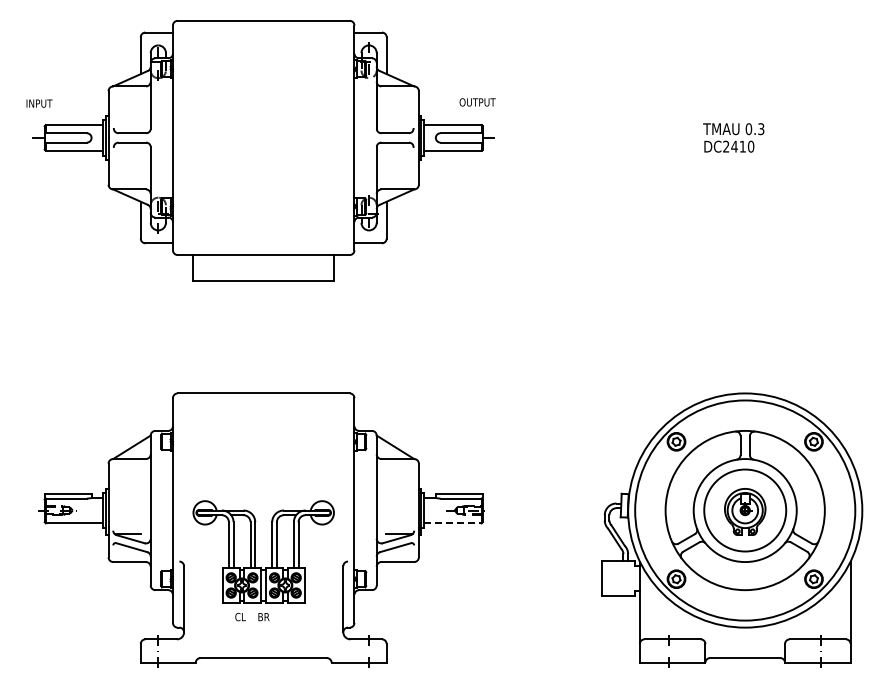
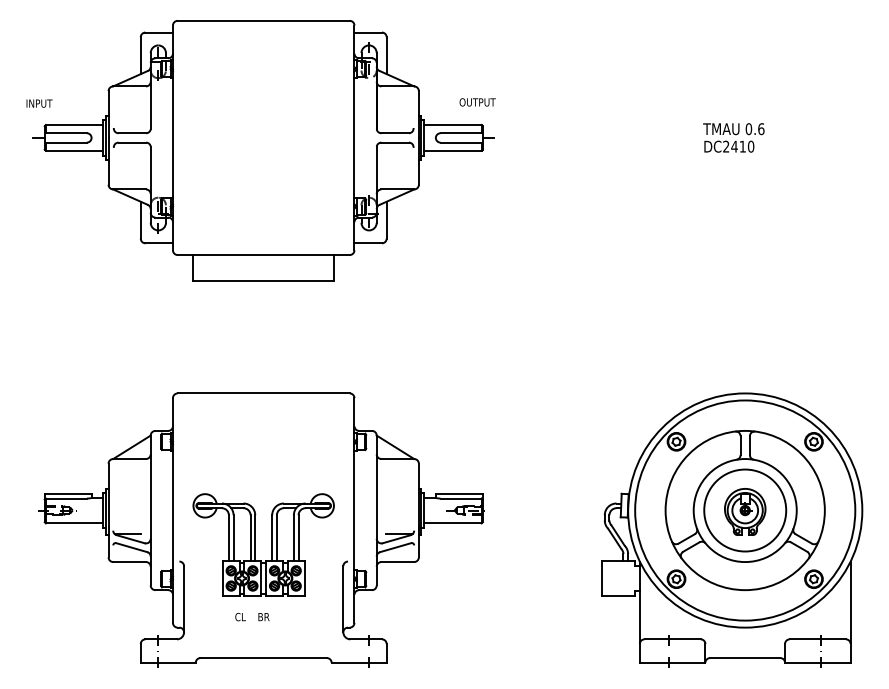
text: 0.3 -> 0.6 (761, 129)
line: dashed -> solid (452, 523)
part position: (255, 551) -> (255, 544) (255, 544)
